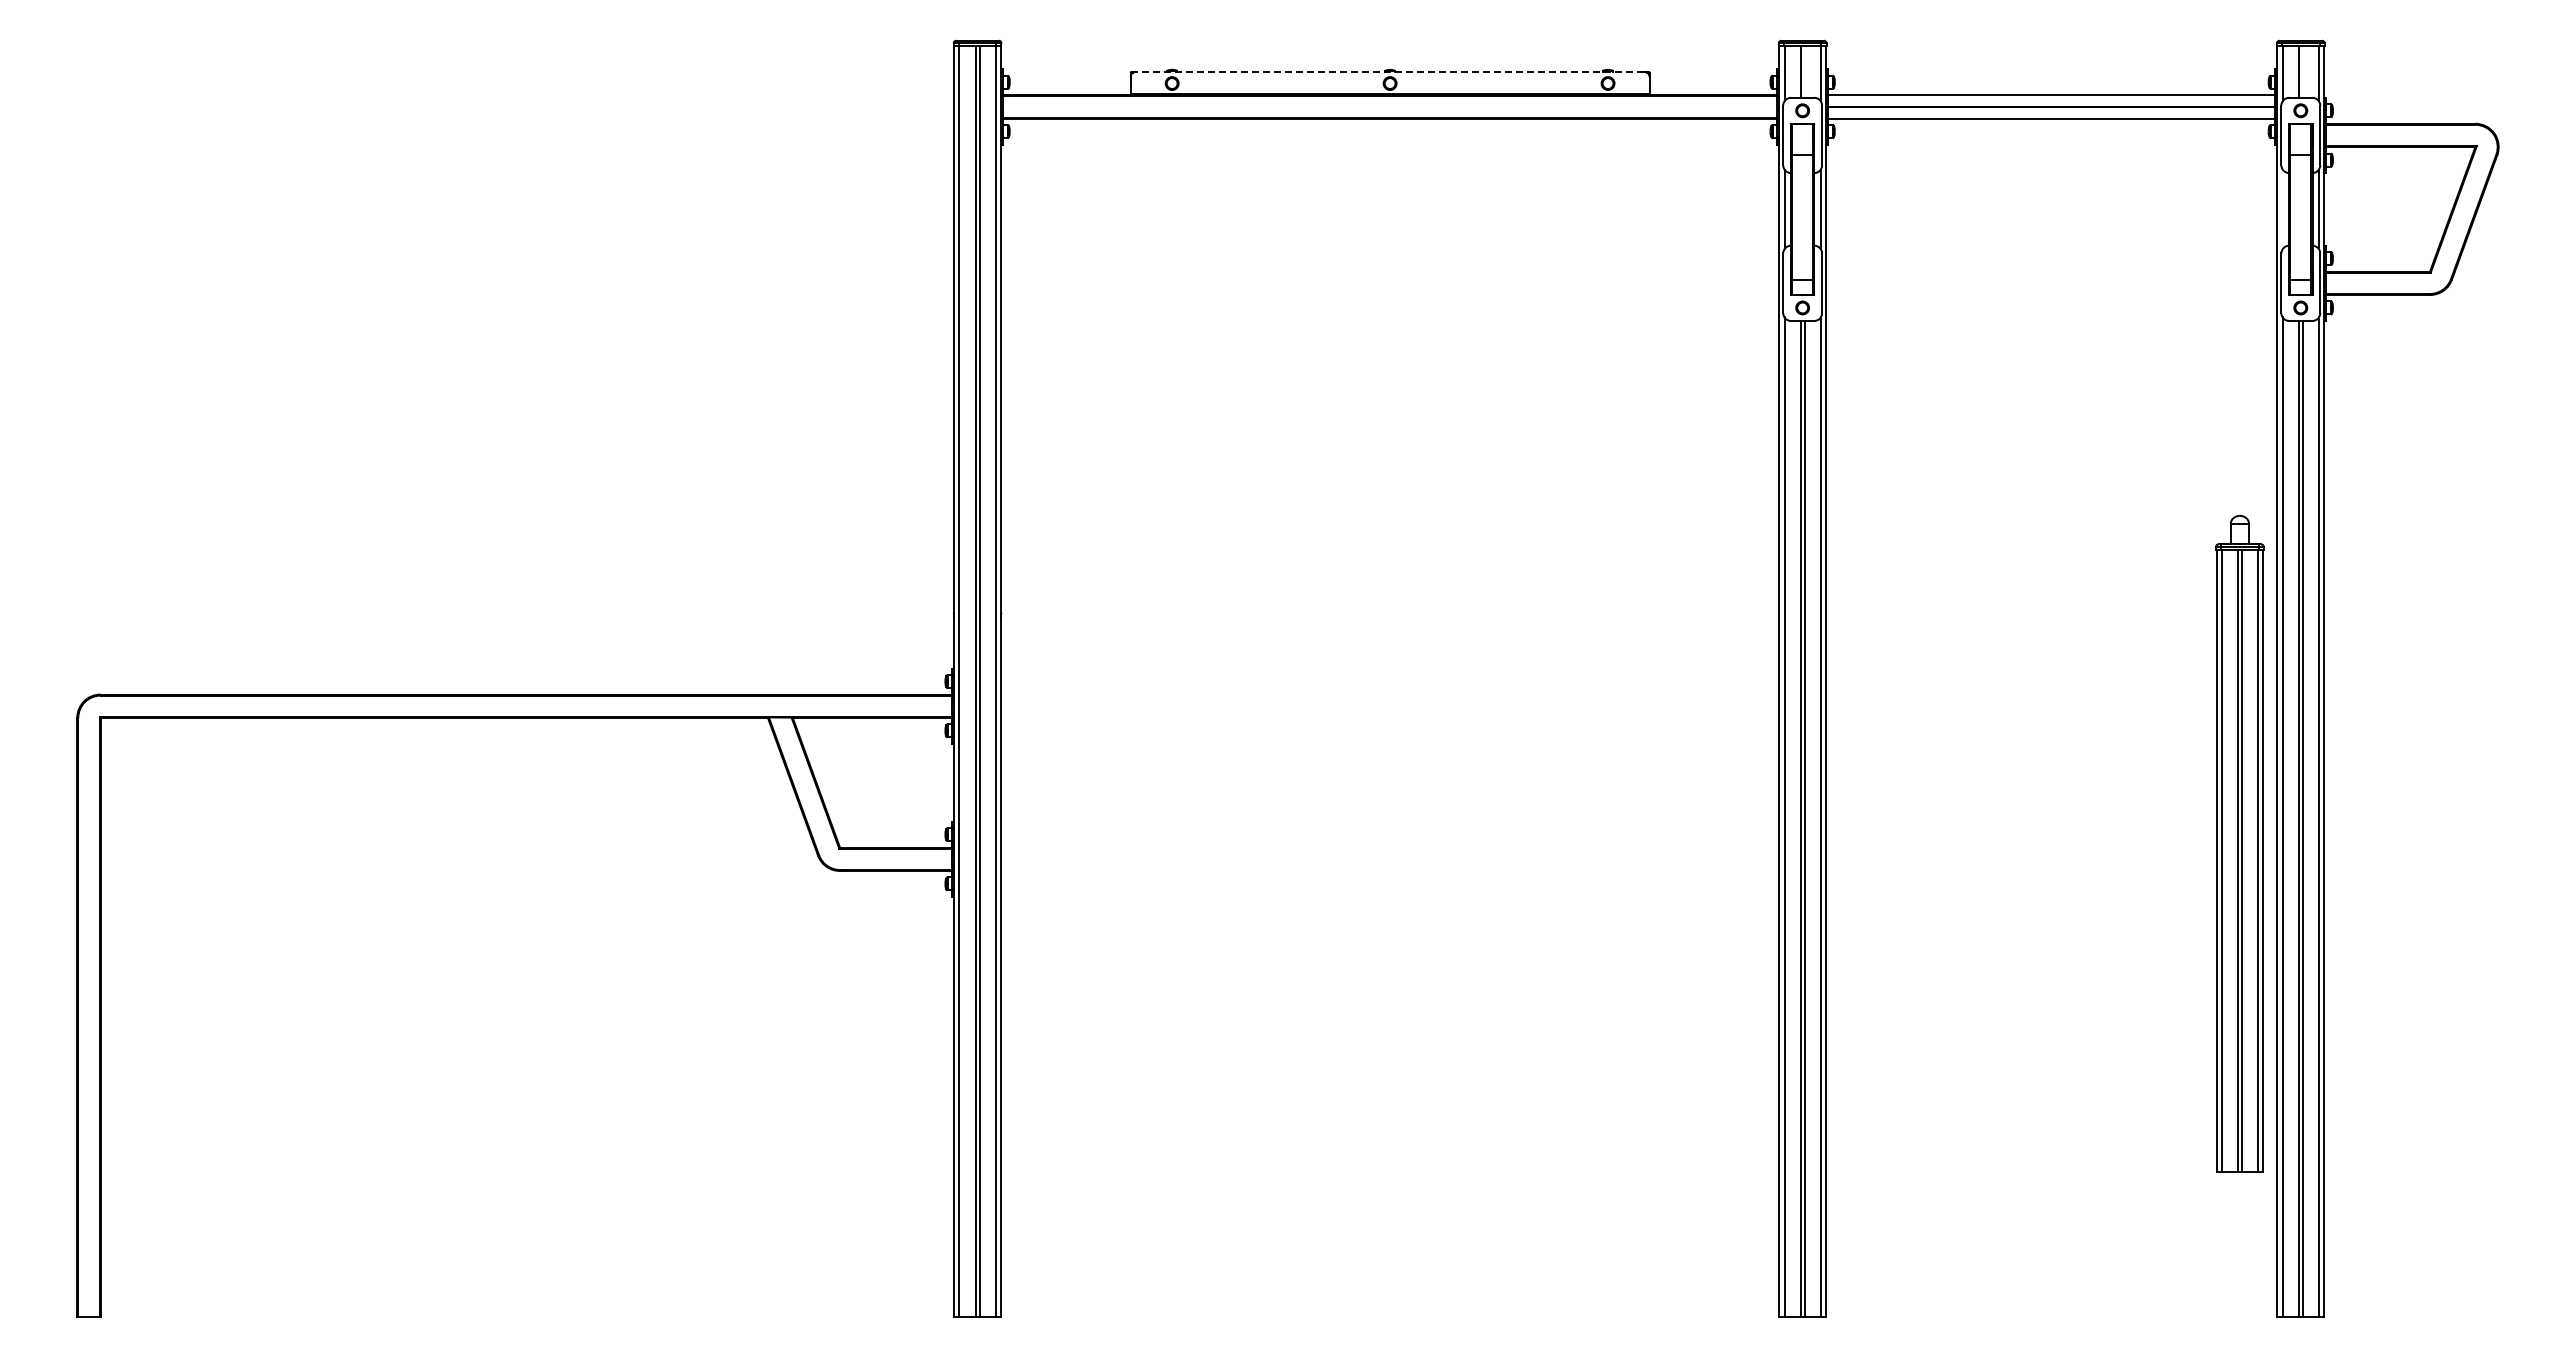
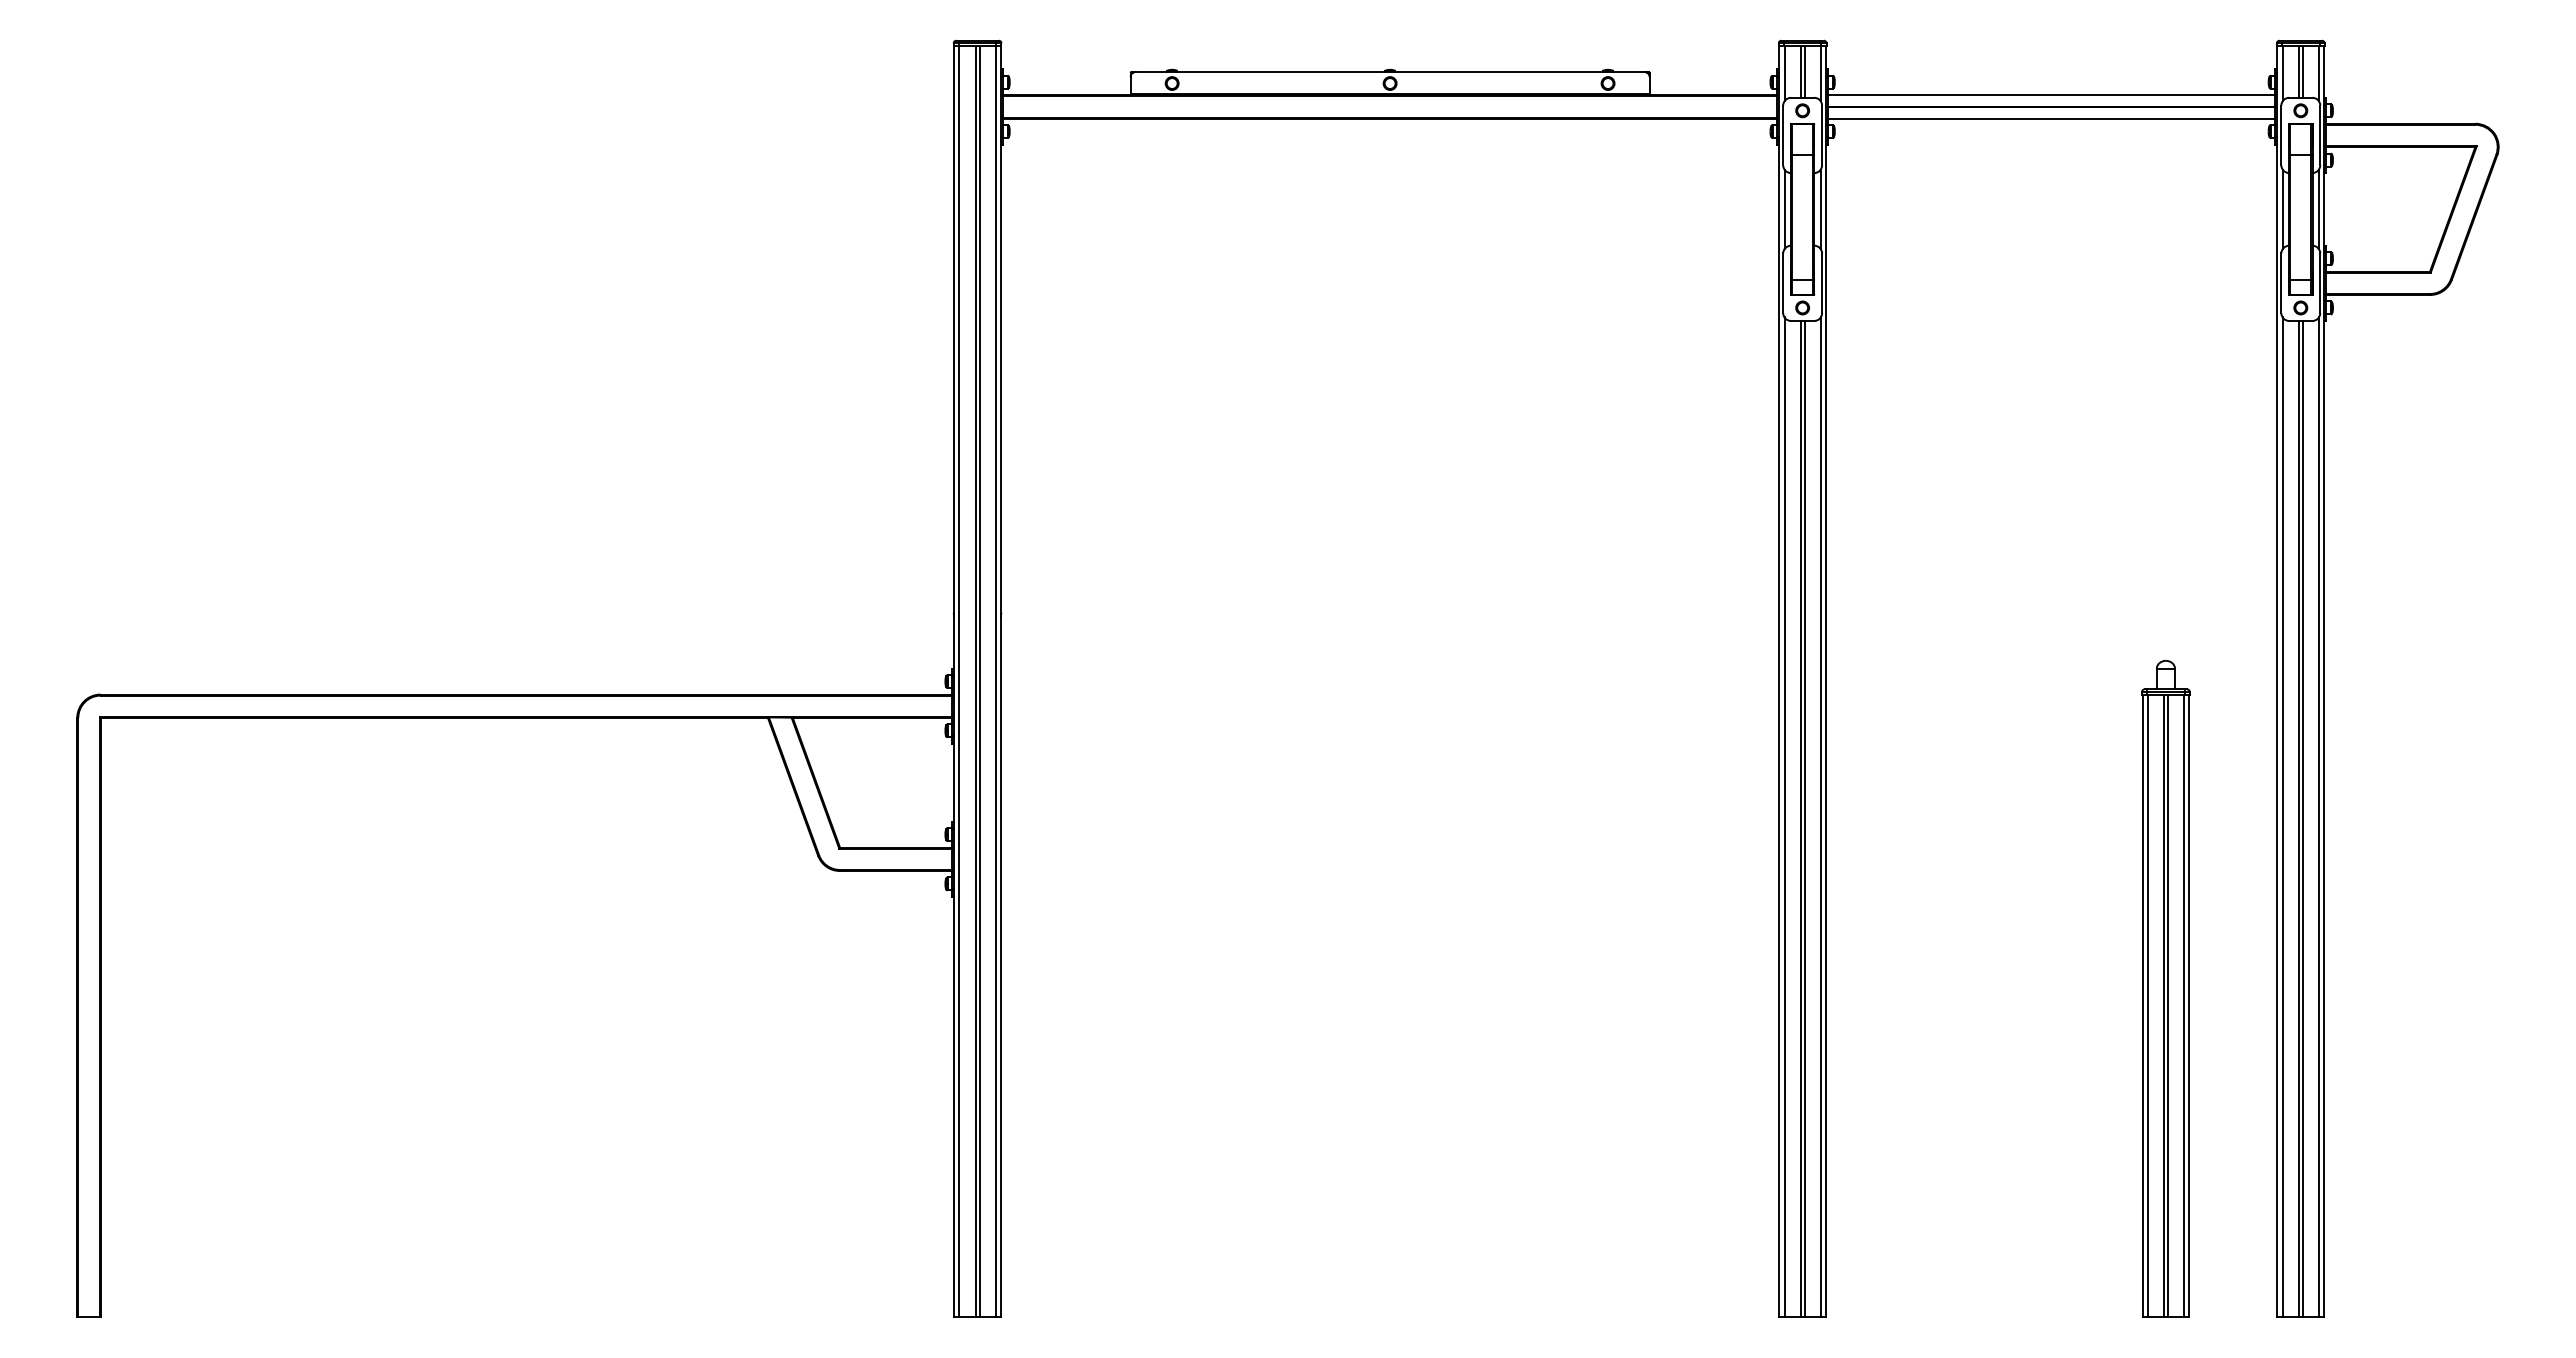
line: dashed -> solid (1389, 71)
line: none -> present (1804, 71)
line: none -> present (2302, 71)
line: none -> present (2282, 209)
part position: (2239, 843) -> (2165, 988) (2165, 988)
